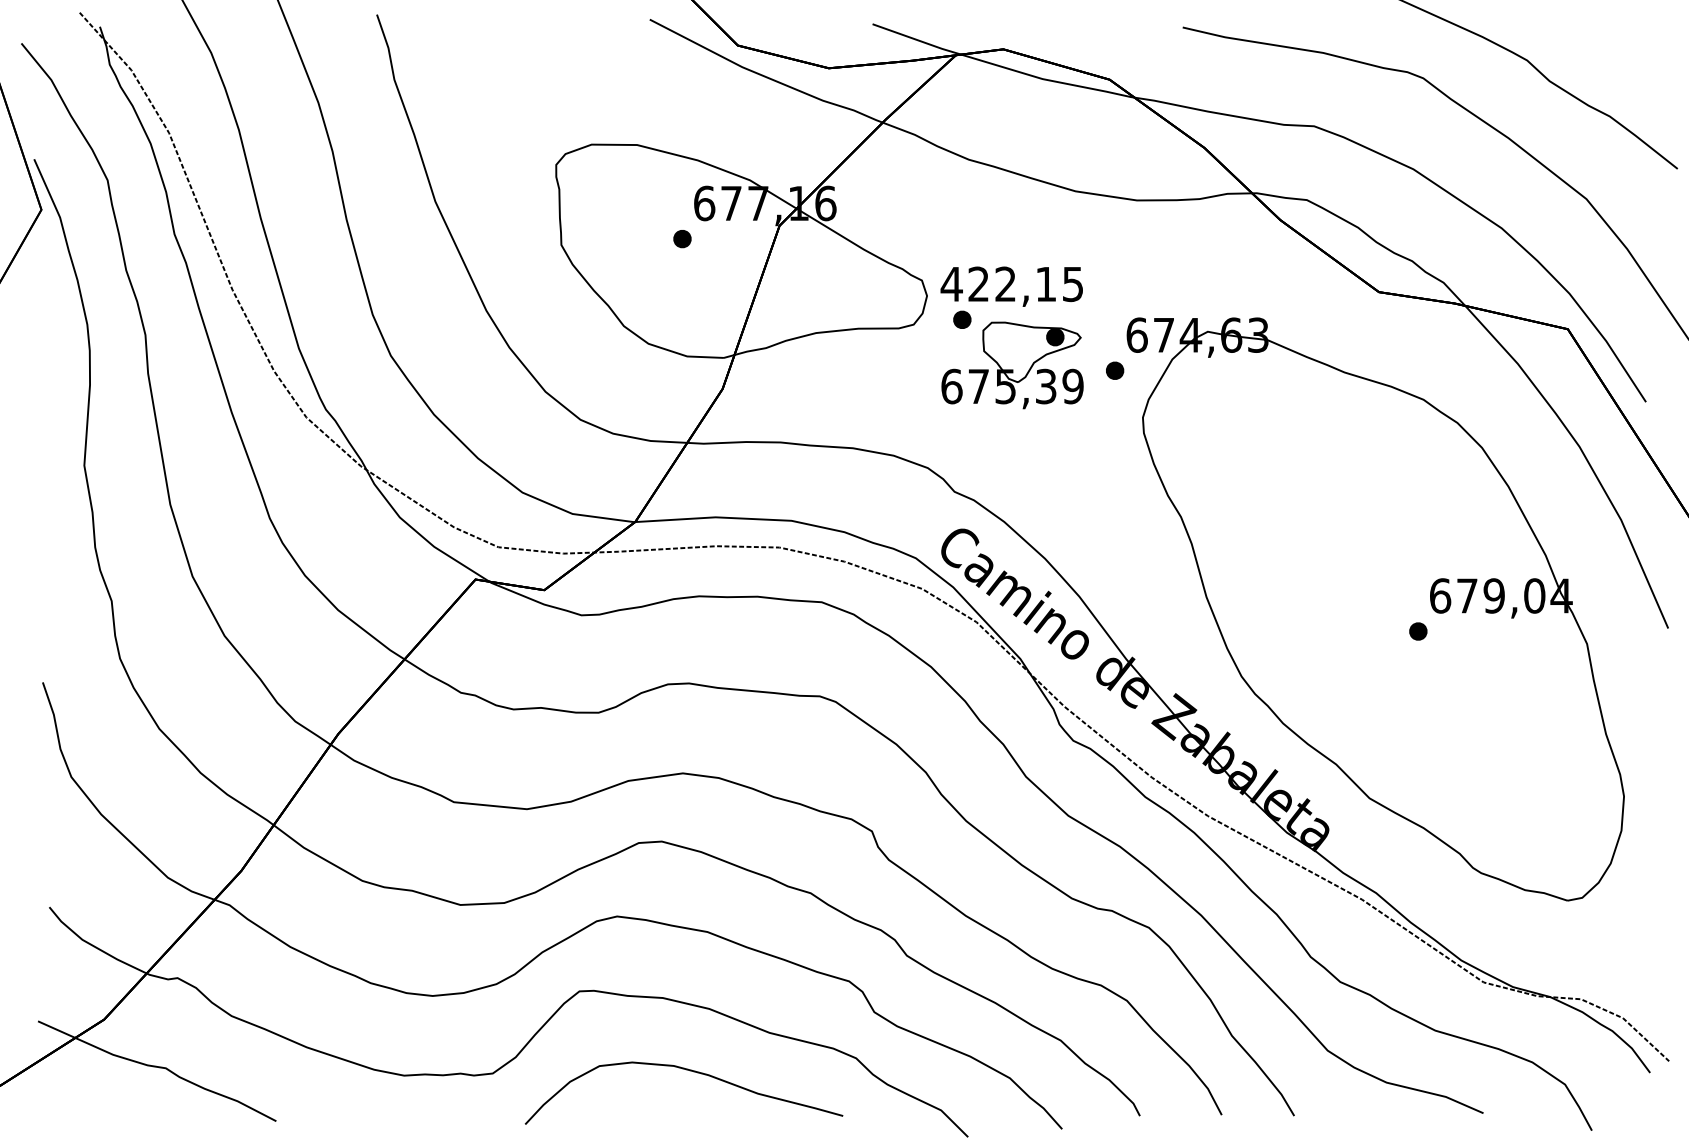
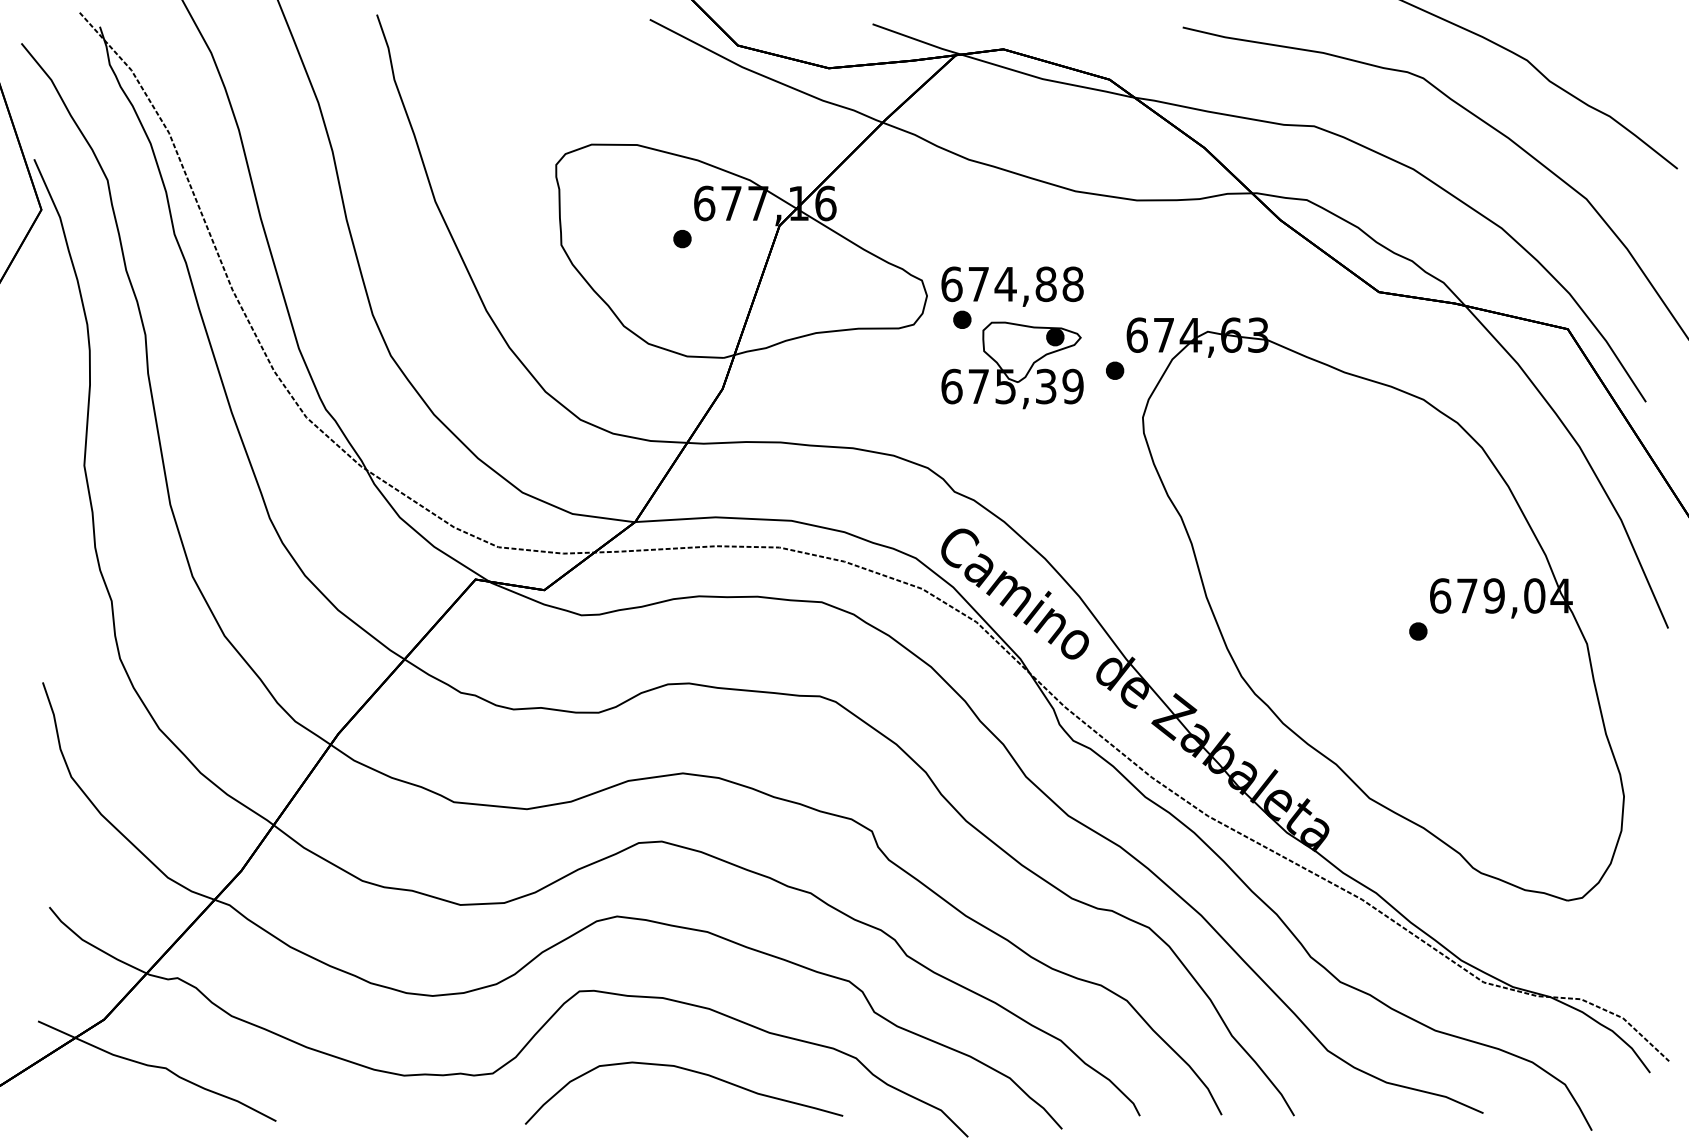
text: 422,15 -> 674,88 (1011, 284)
